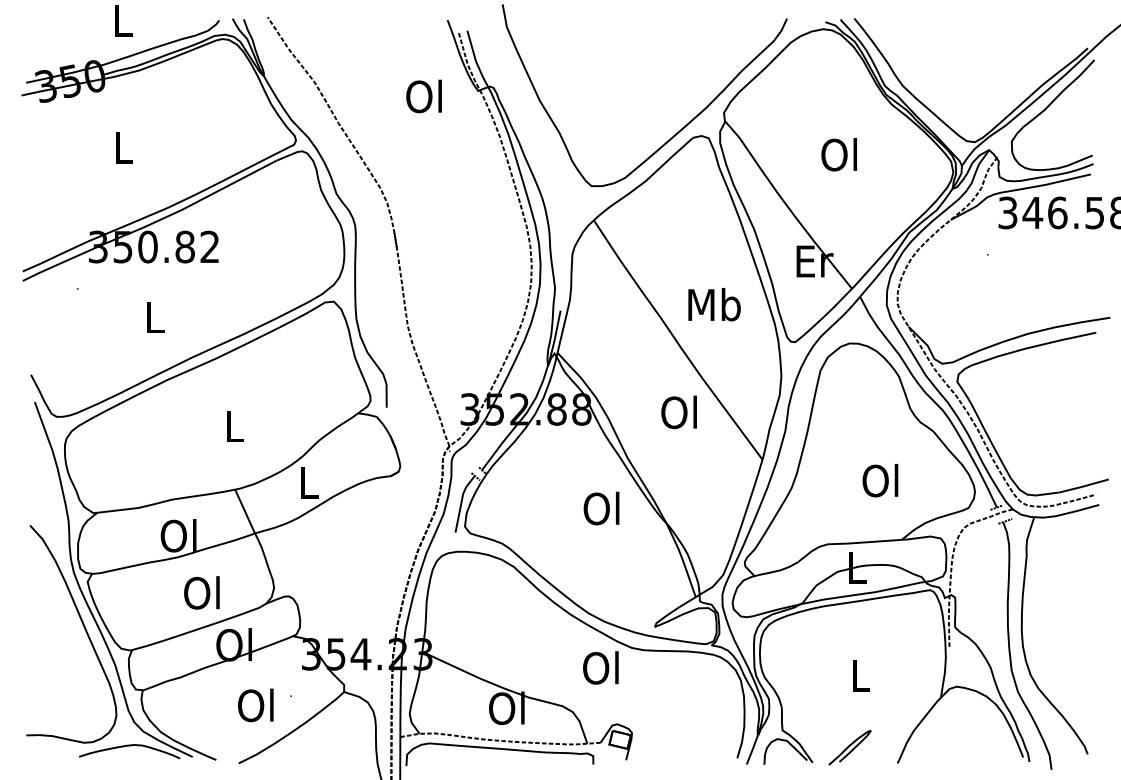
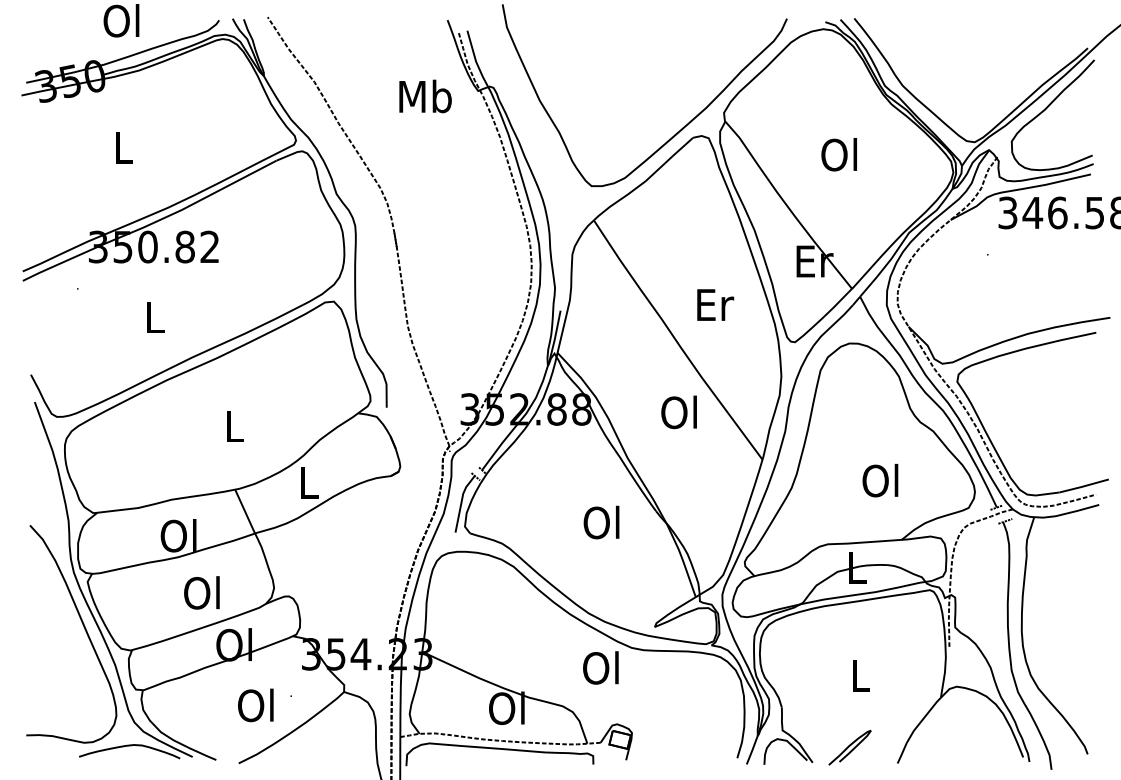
text: L -> Ol (121, 20)
text: Ol -> Mb (425, 96)
text: Mb -> Er (714, 304)
text position: (601, 508) -> (601, 522) (601, 522)
